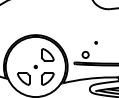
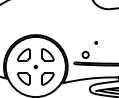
part: none -> present (23, 54)
